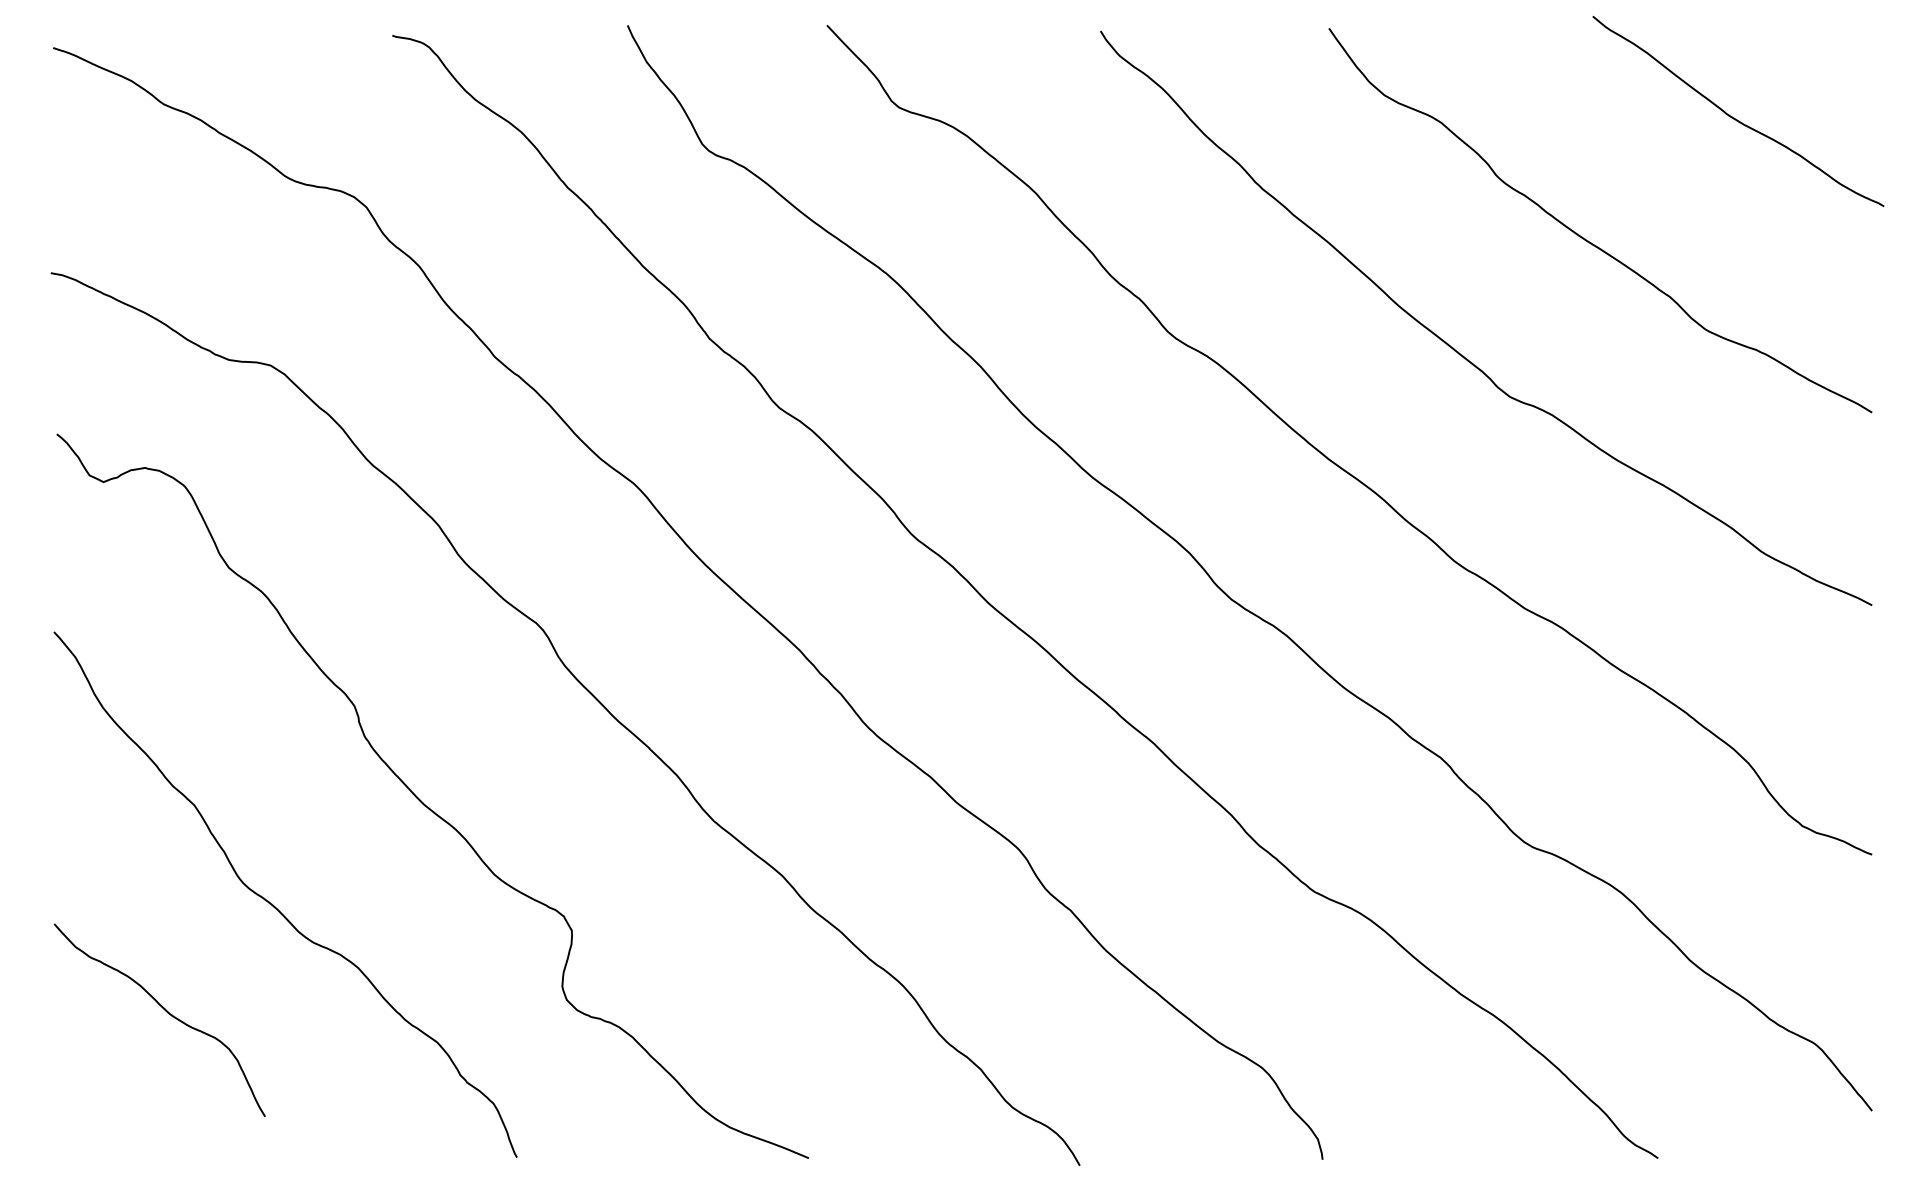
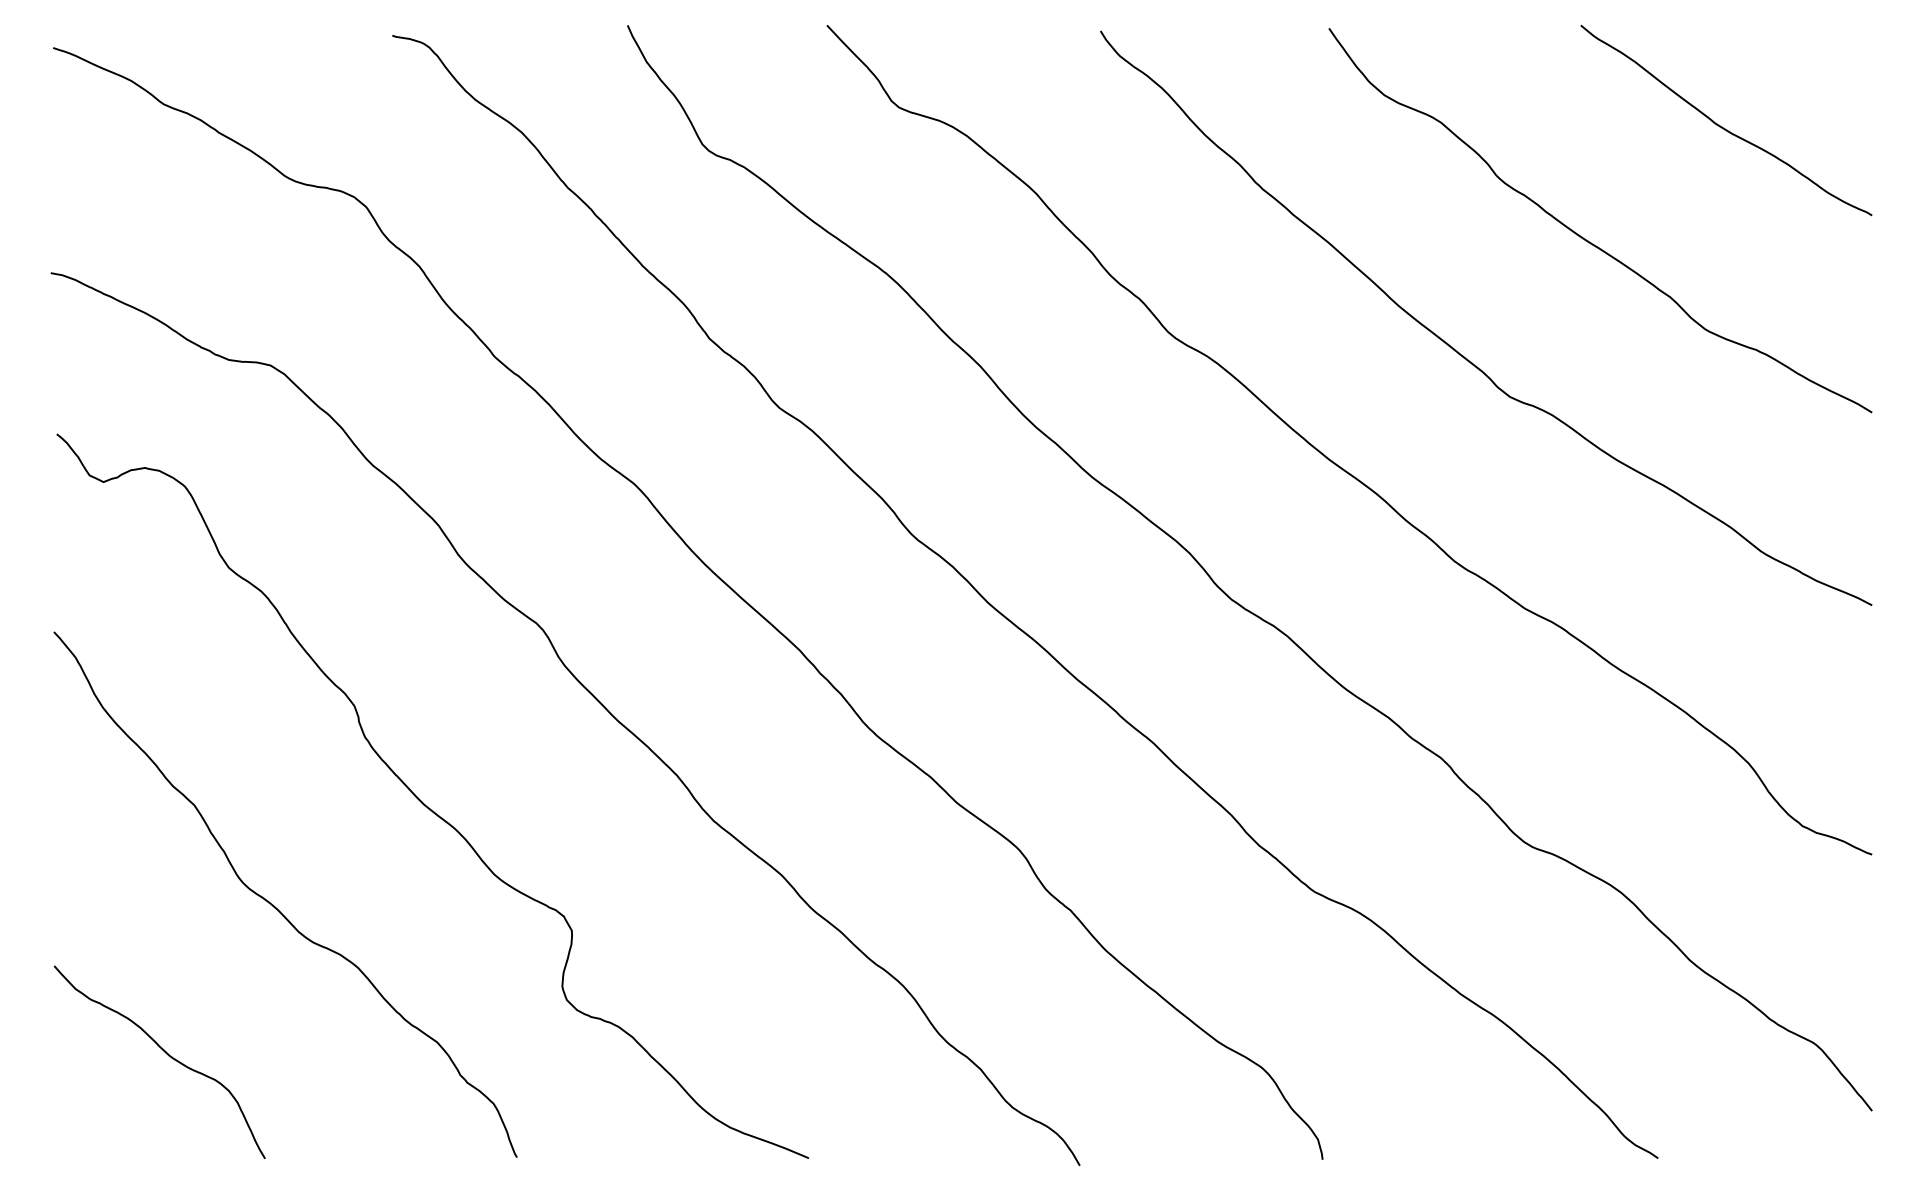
curve position: (1734, 117) -> (1722, 126) (1722, 126)
curve position: (166, 1012) -> (166, 1054) (166, 1054)
